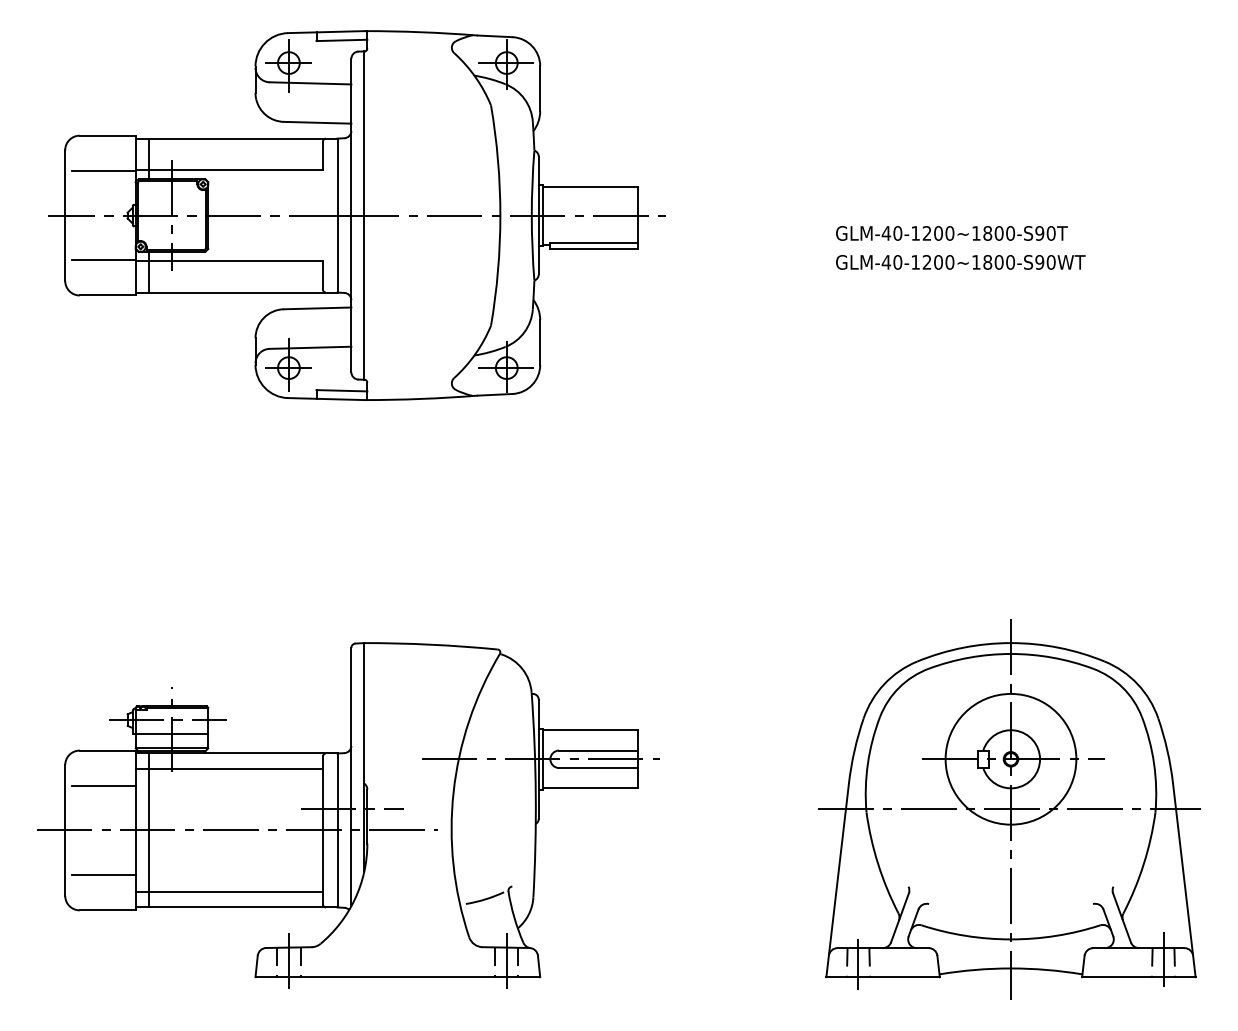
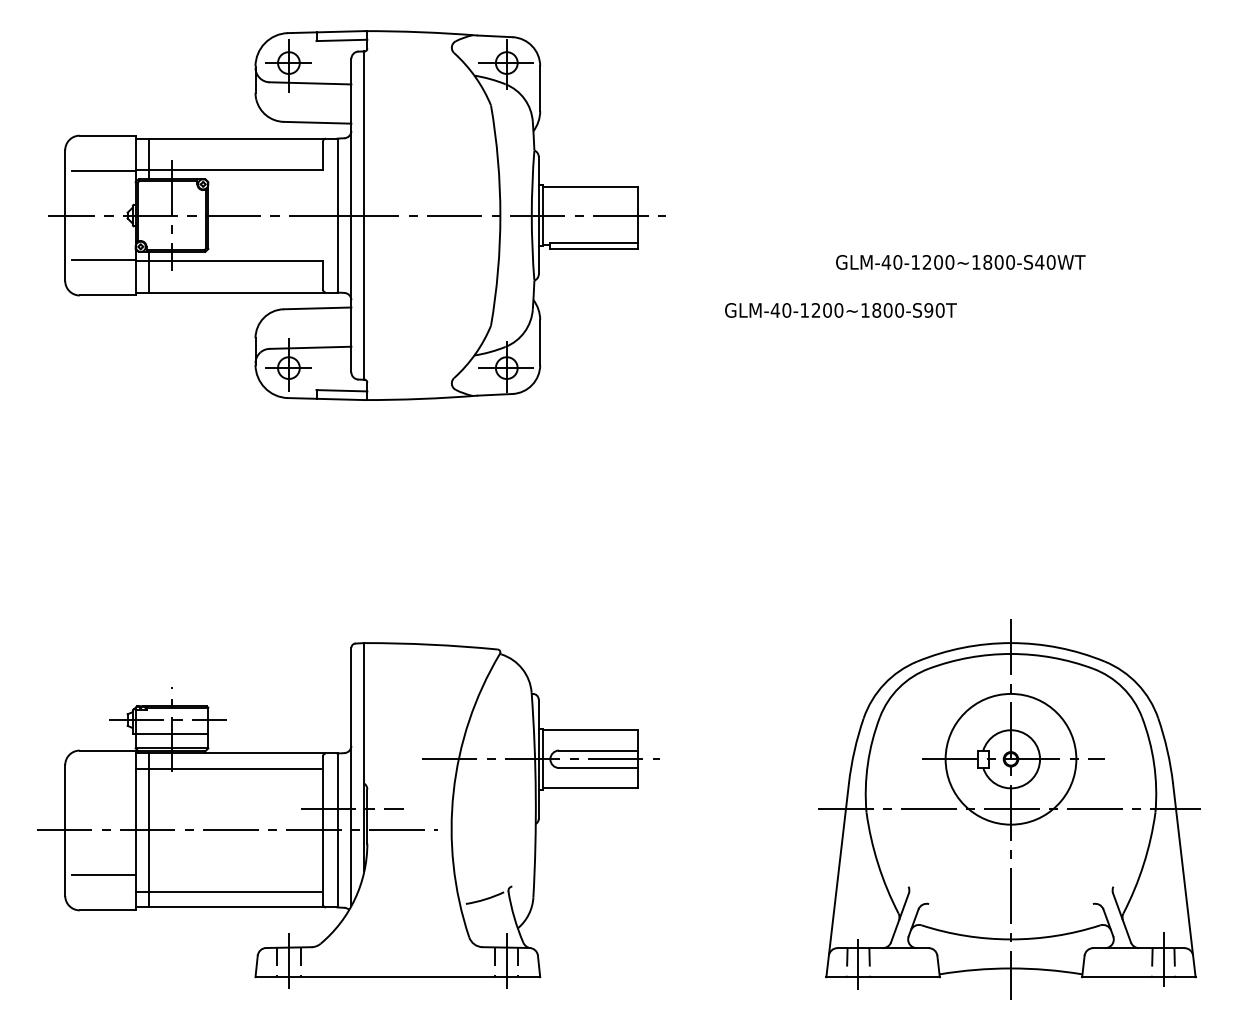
text position: (951, 233) -> (840, 310) (840, 310)
text: GLM-40-1200~1800-S90WT -> GLM-40-1200~1800-S40WT (1039, 262)
line: present -> none (104, 786)
